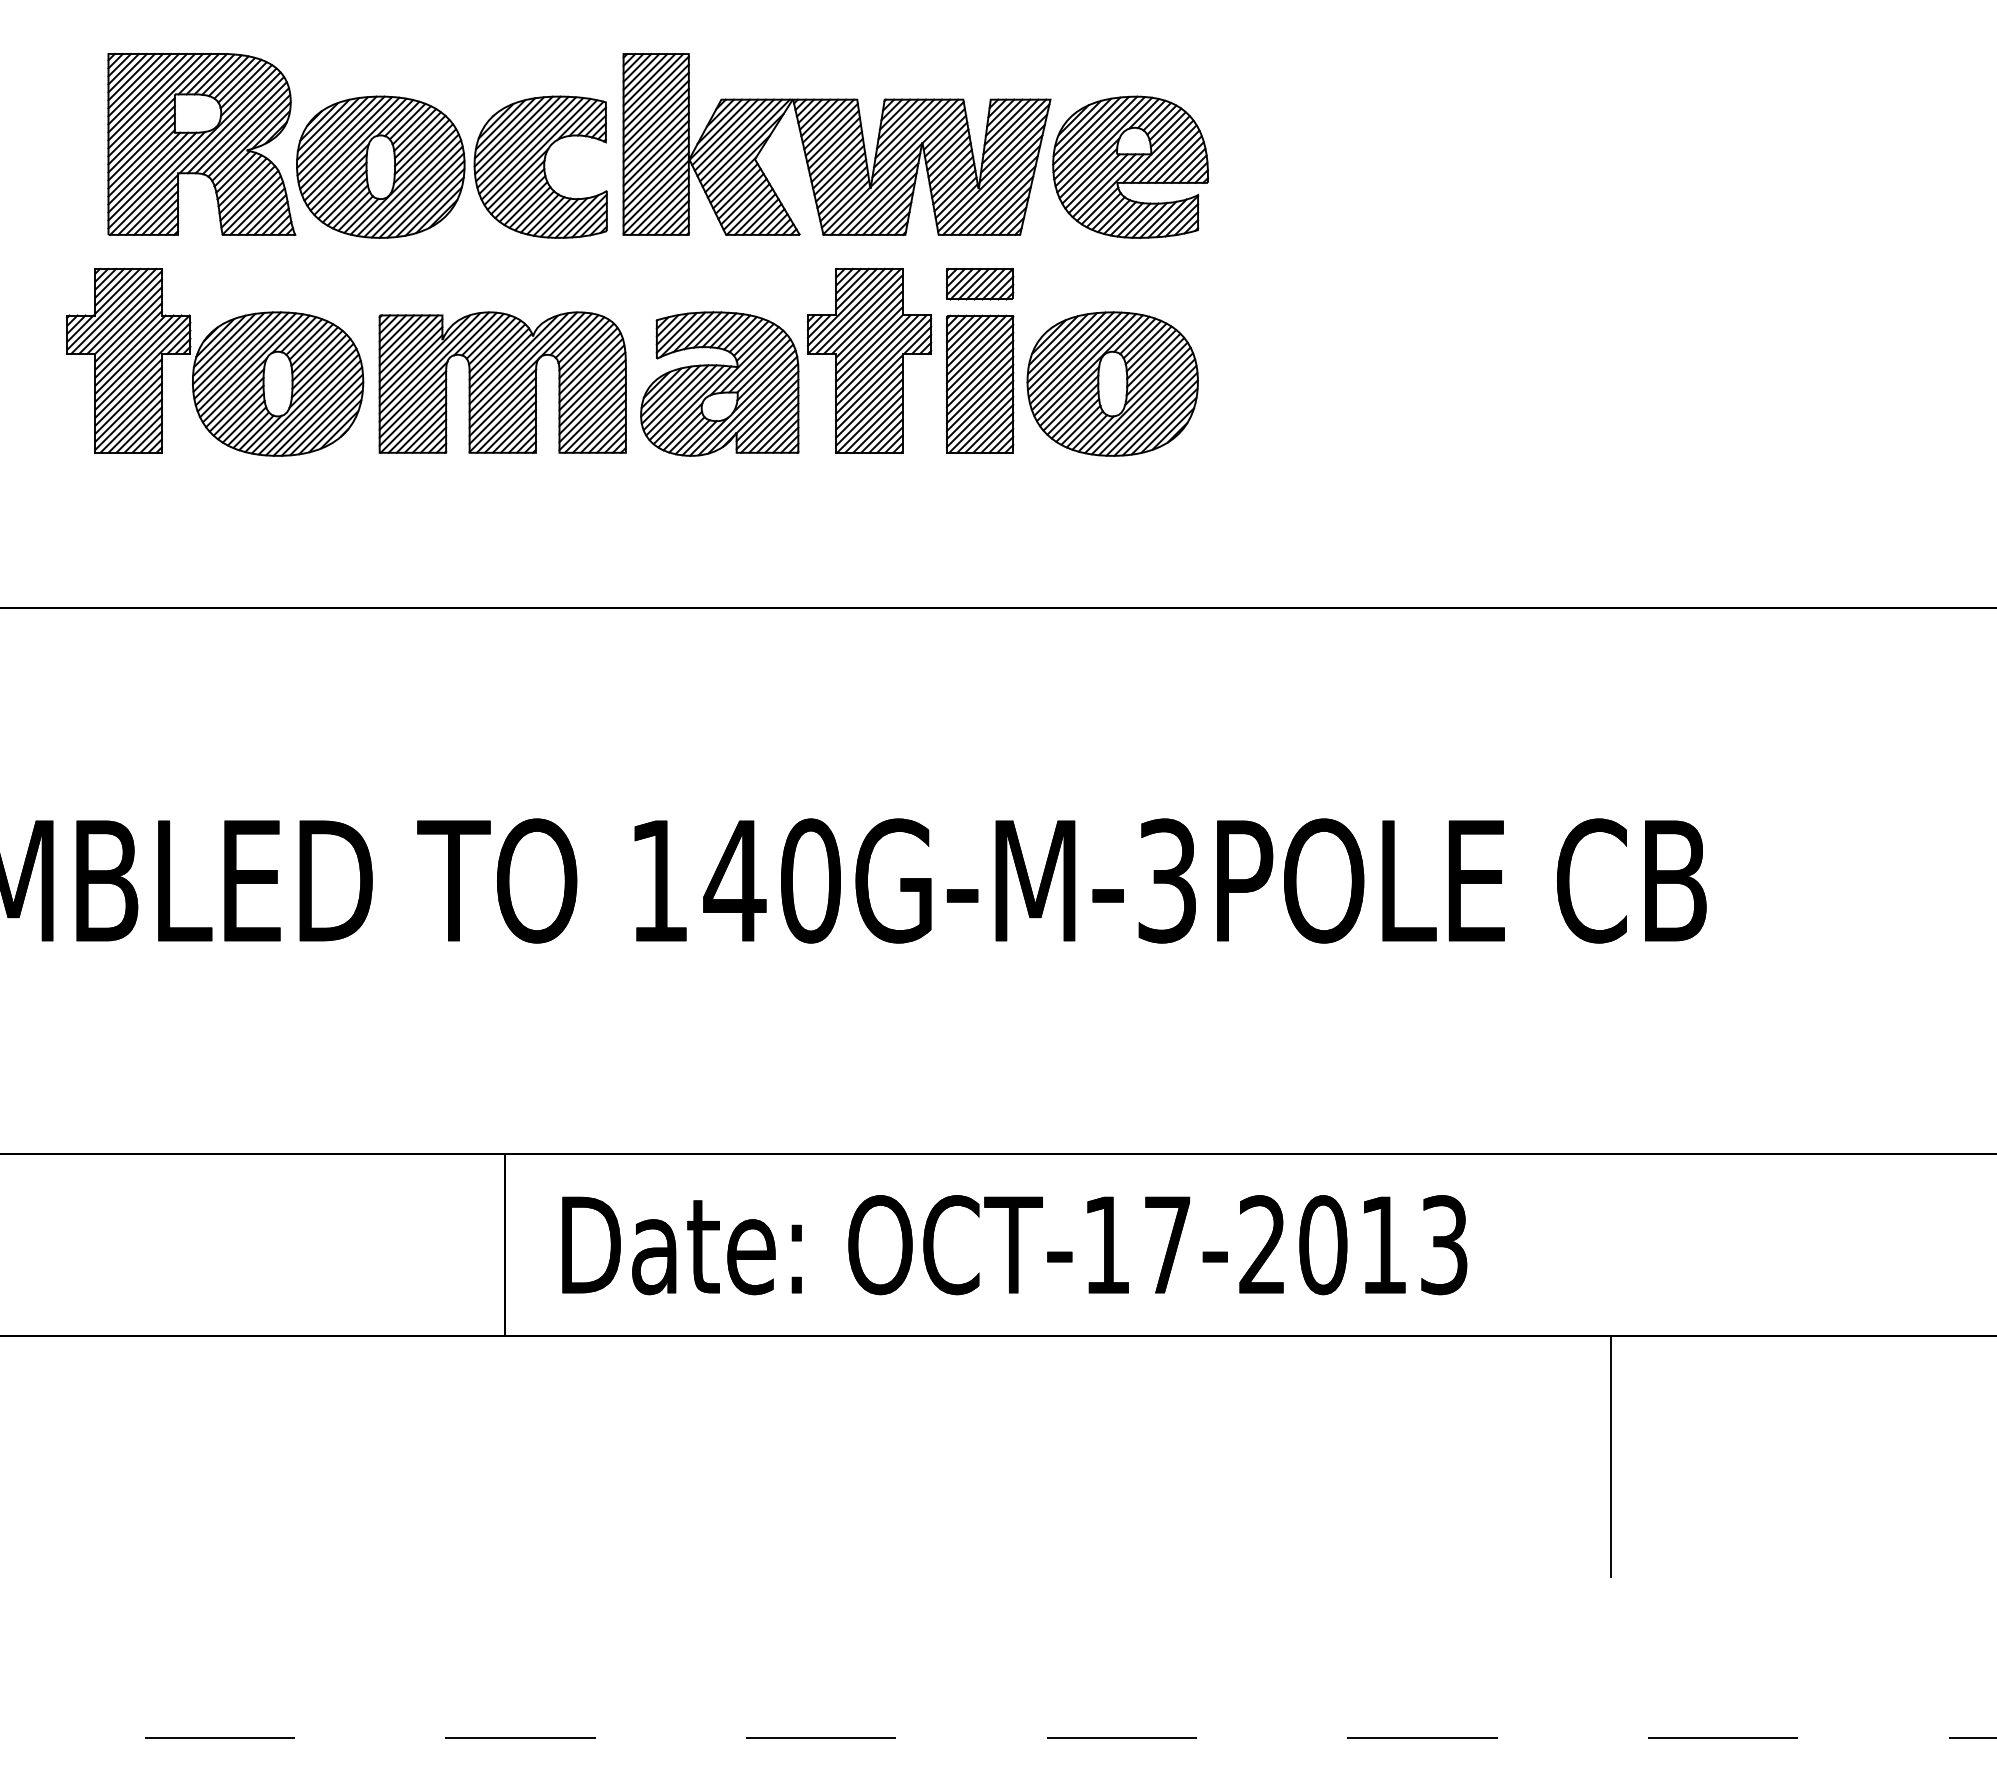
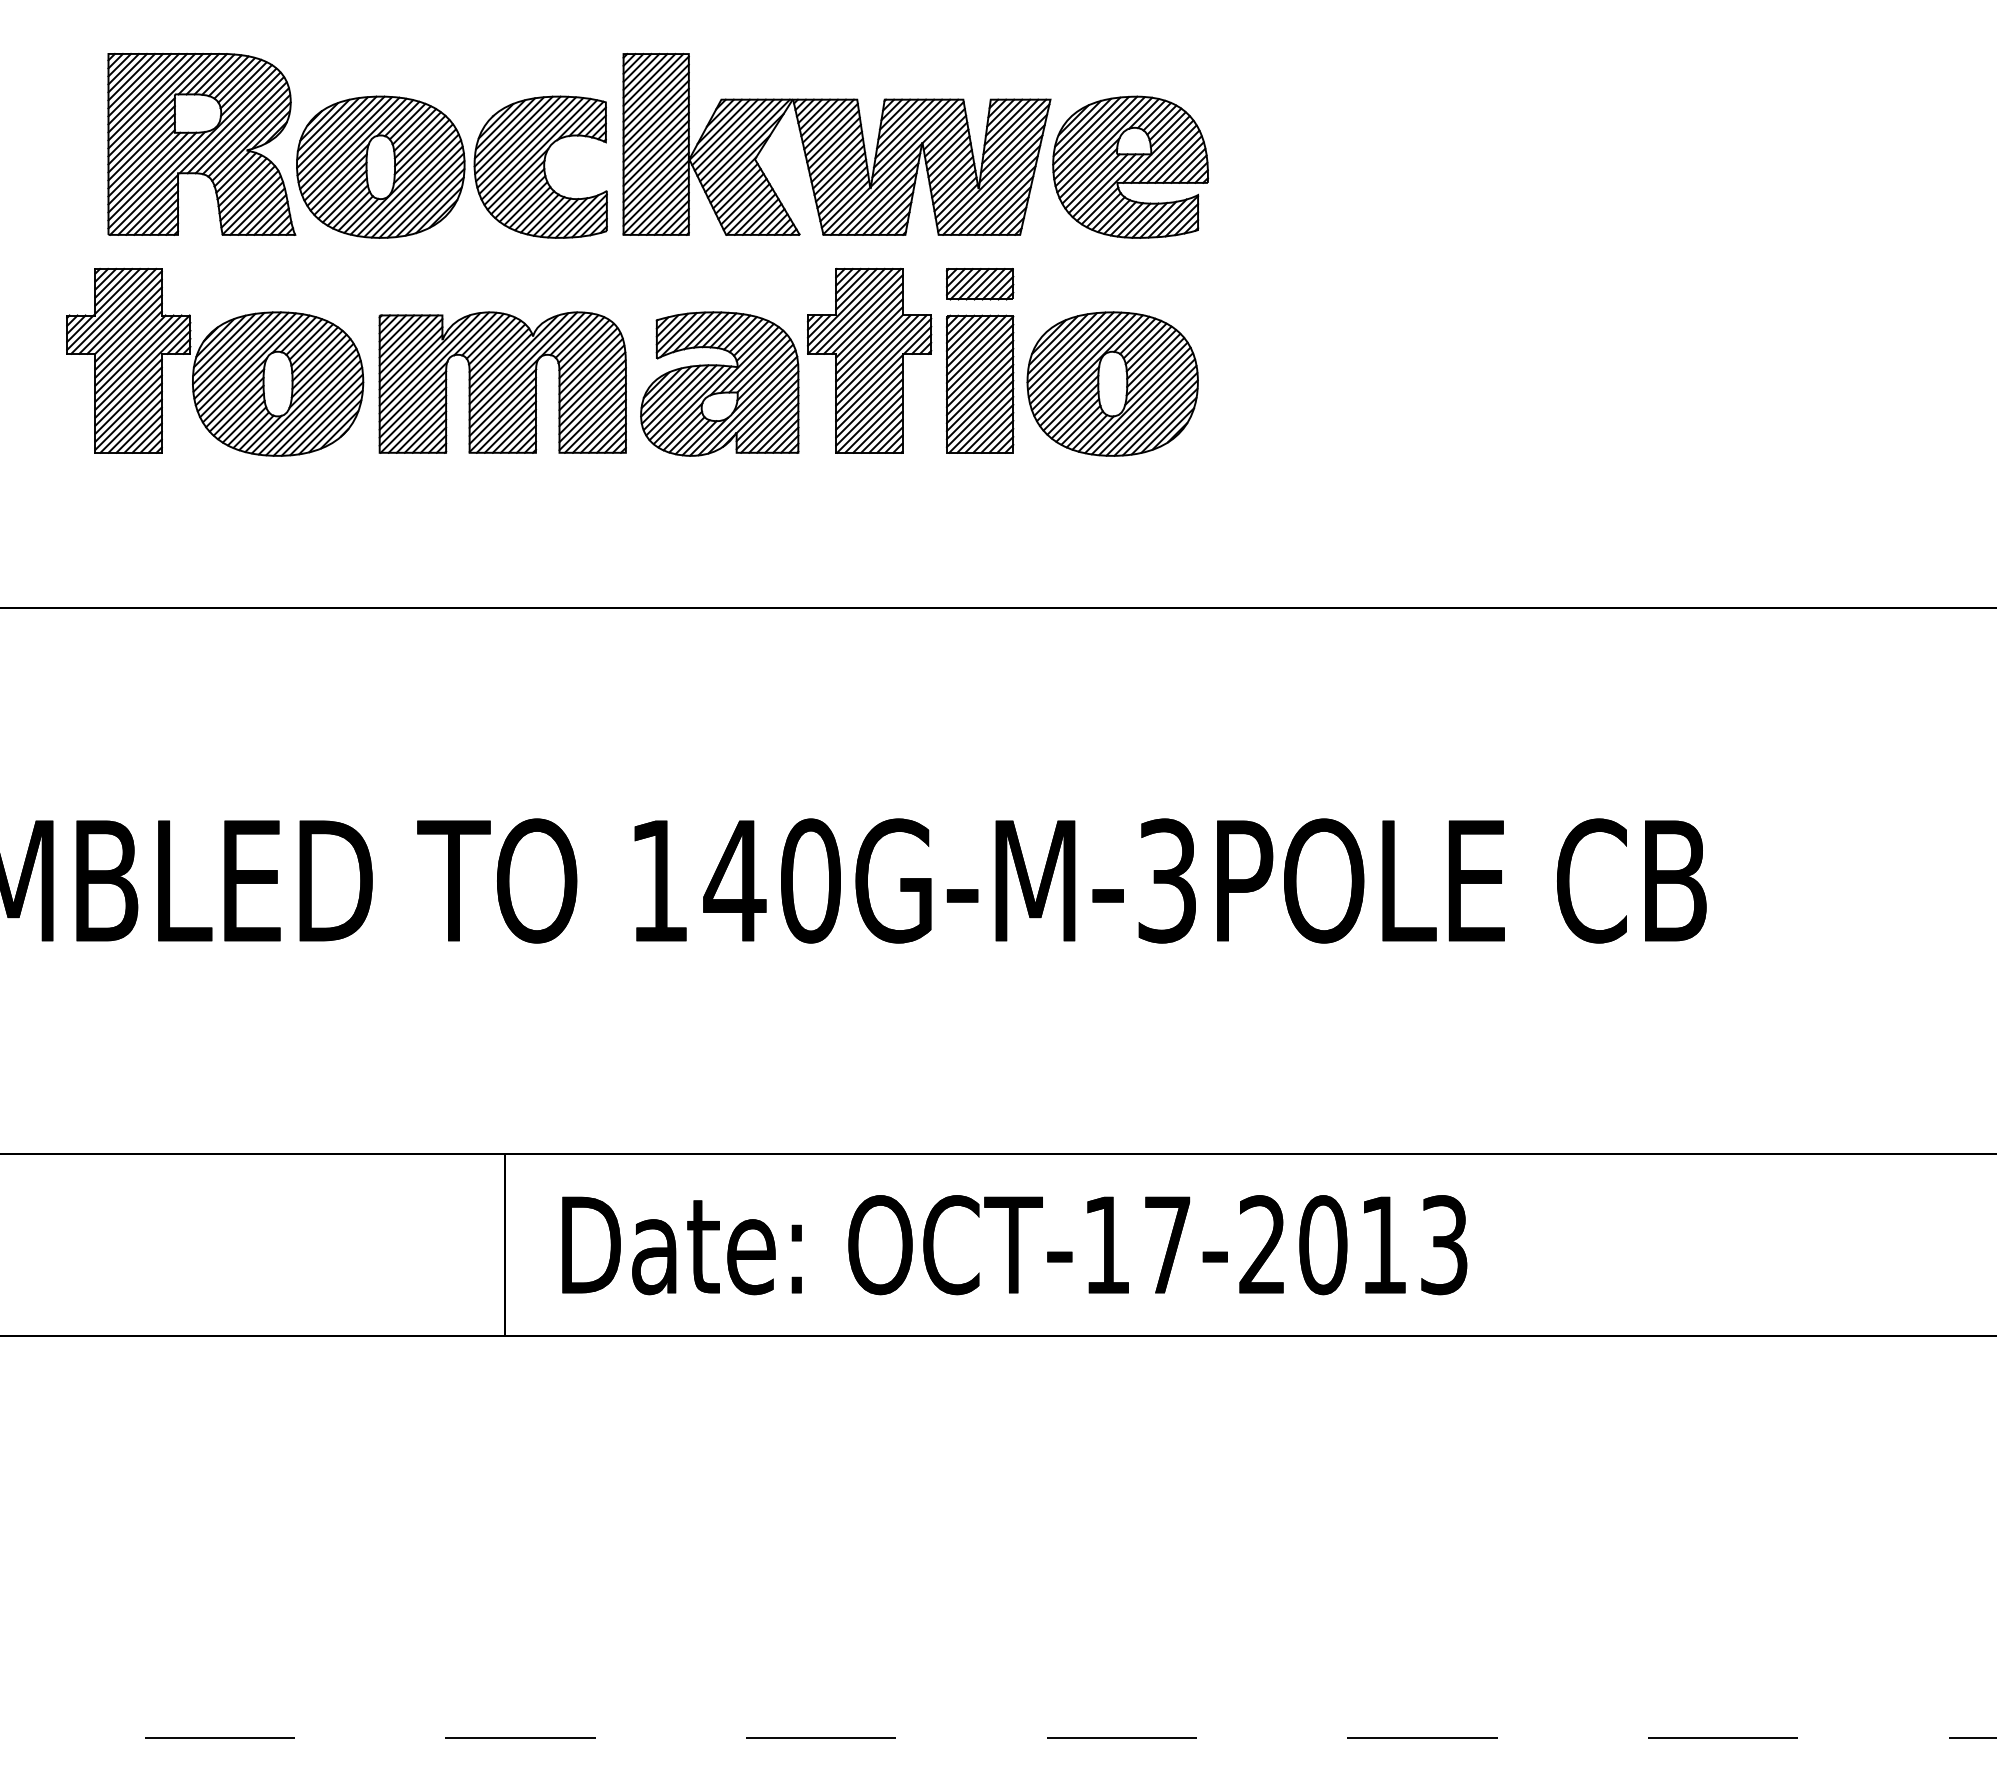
line: present -> none (1610, 1456)
